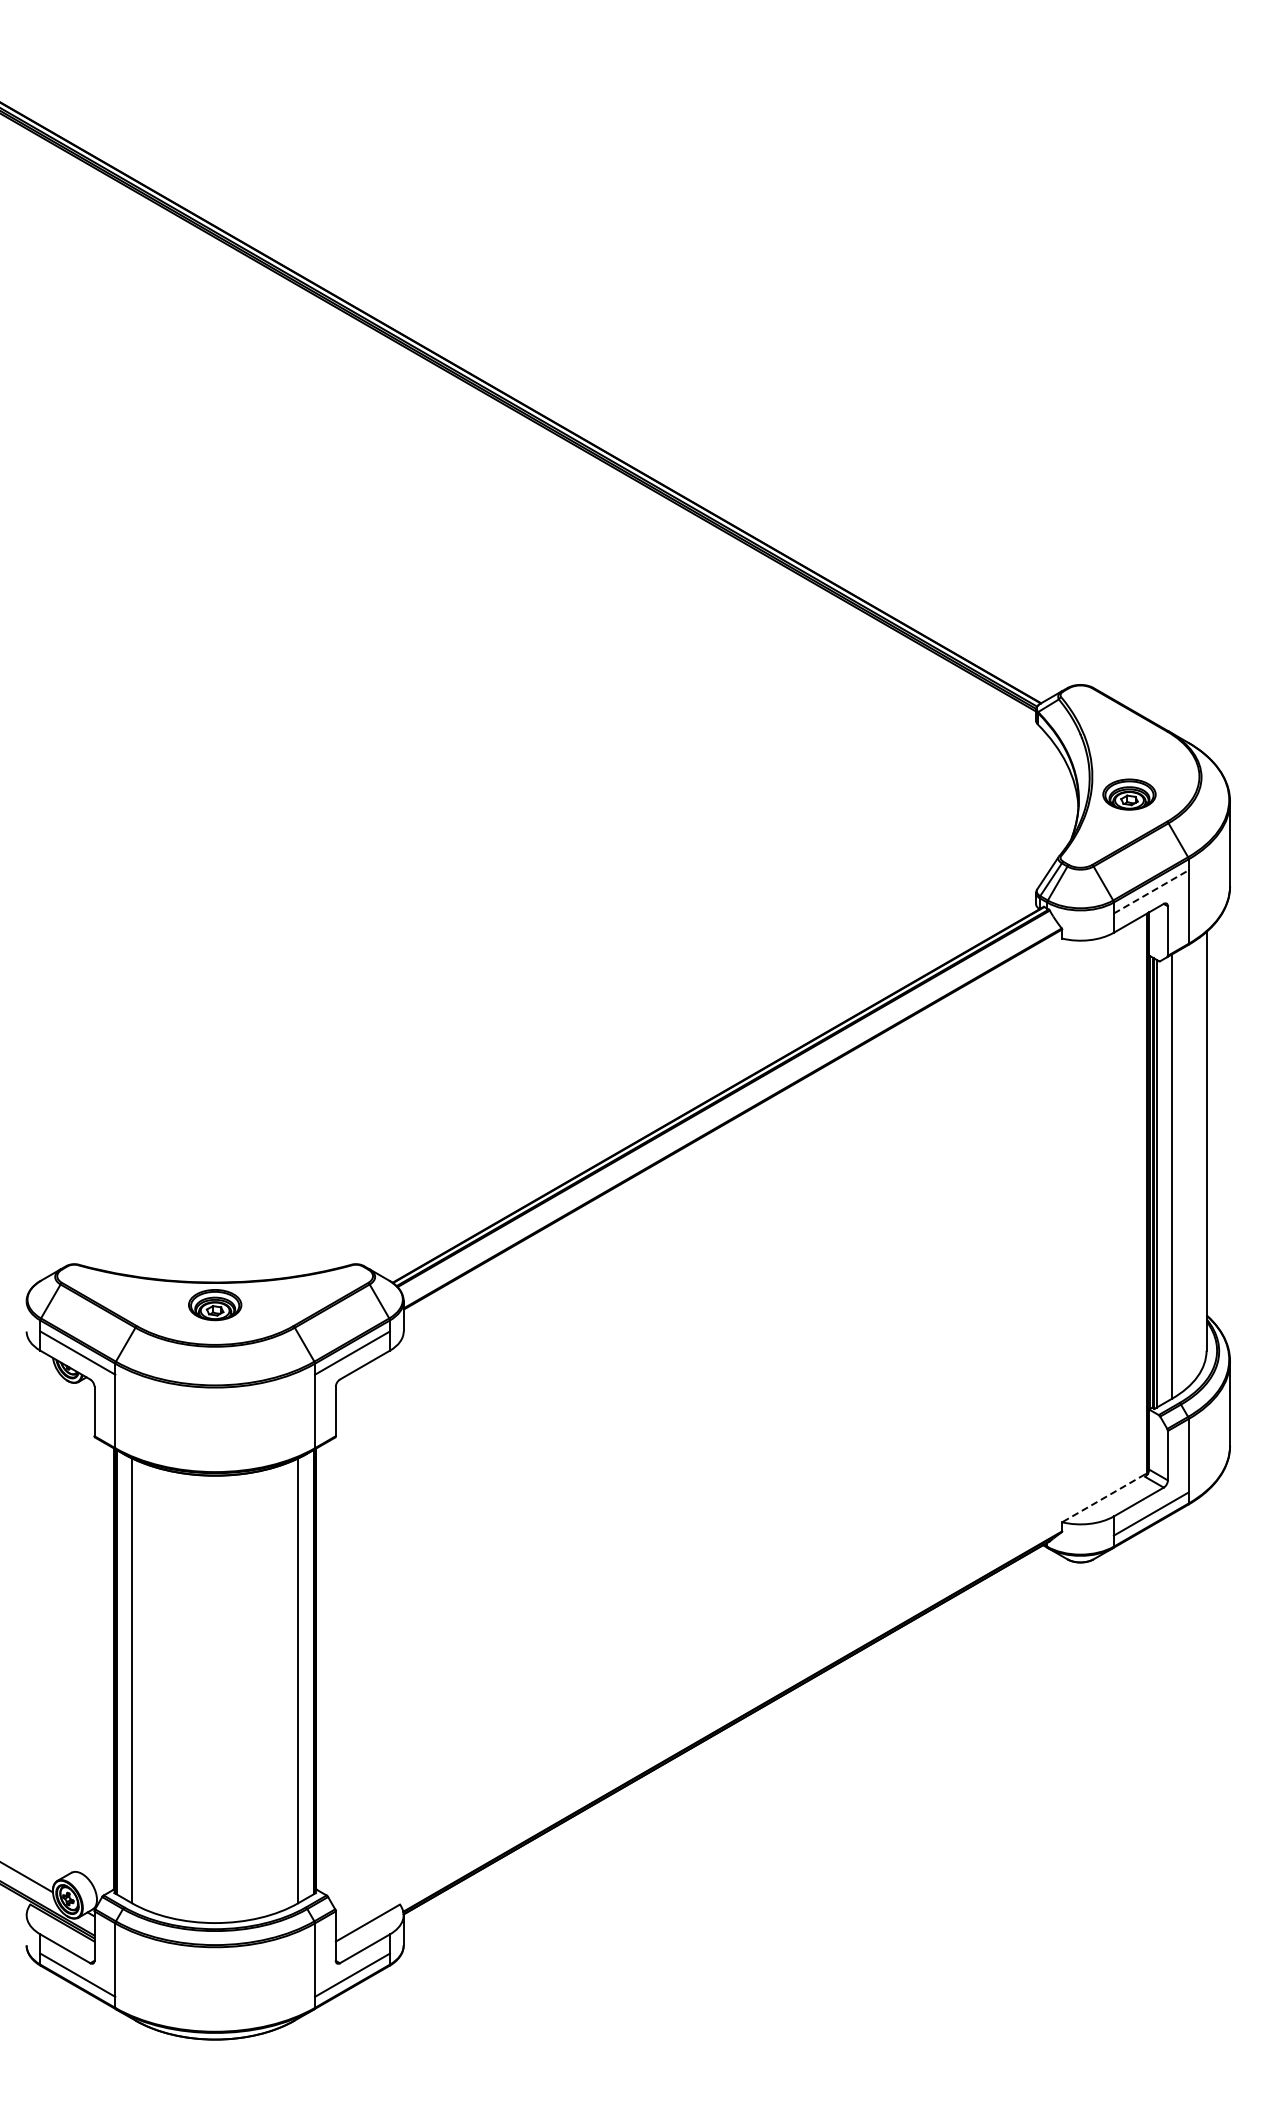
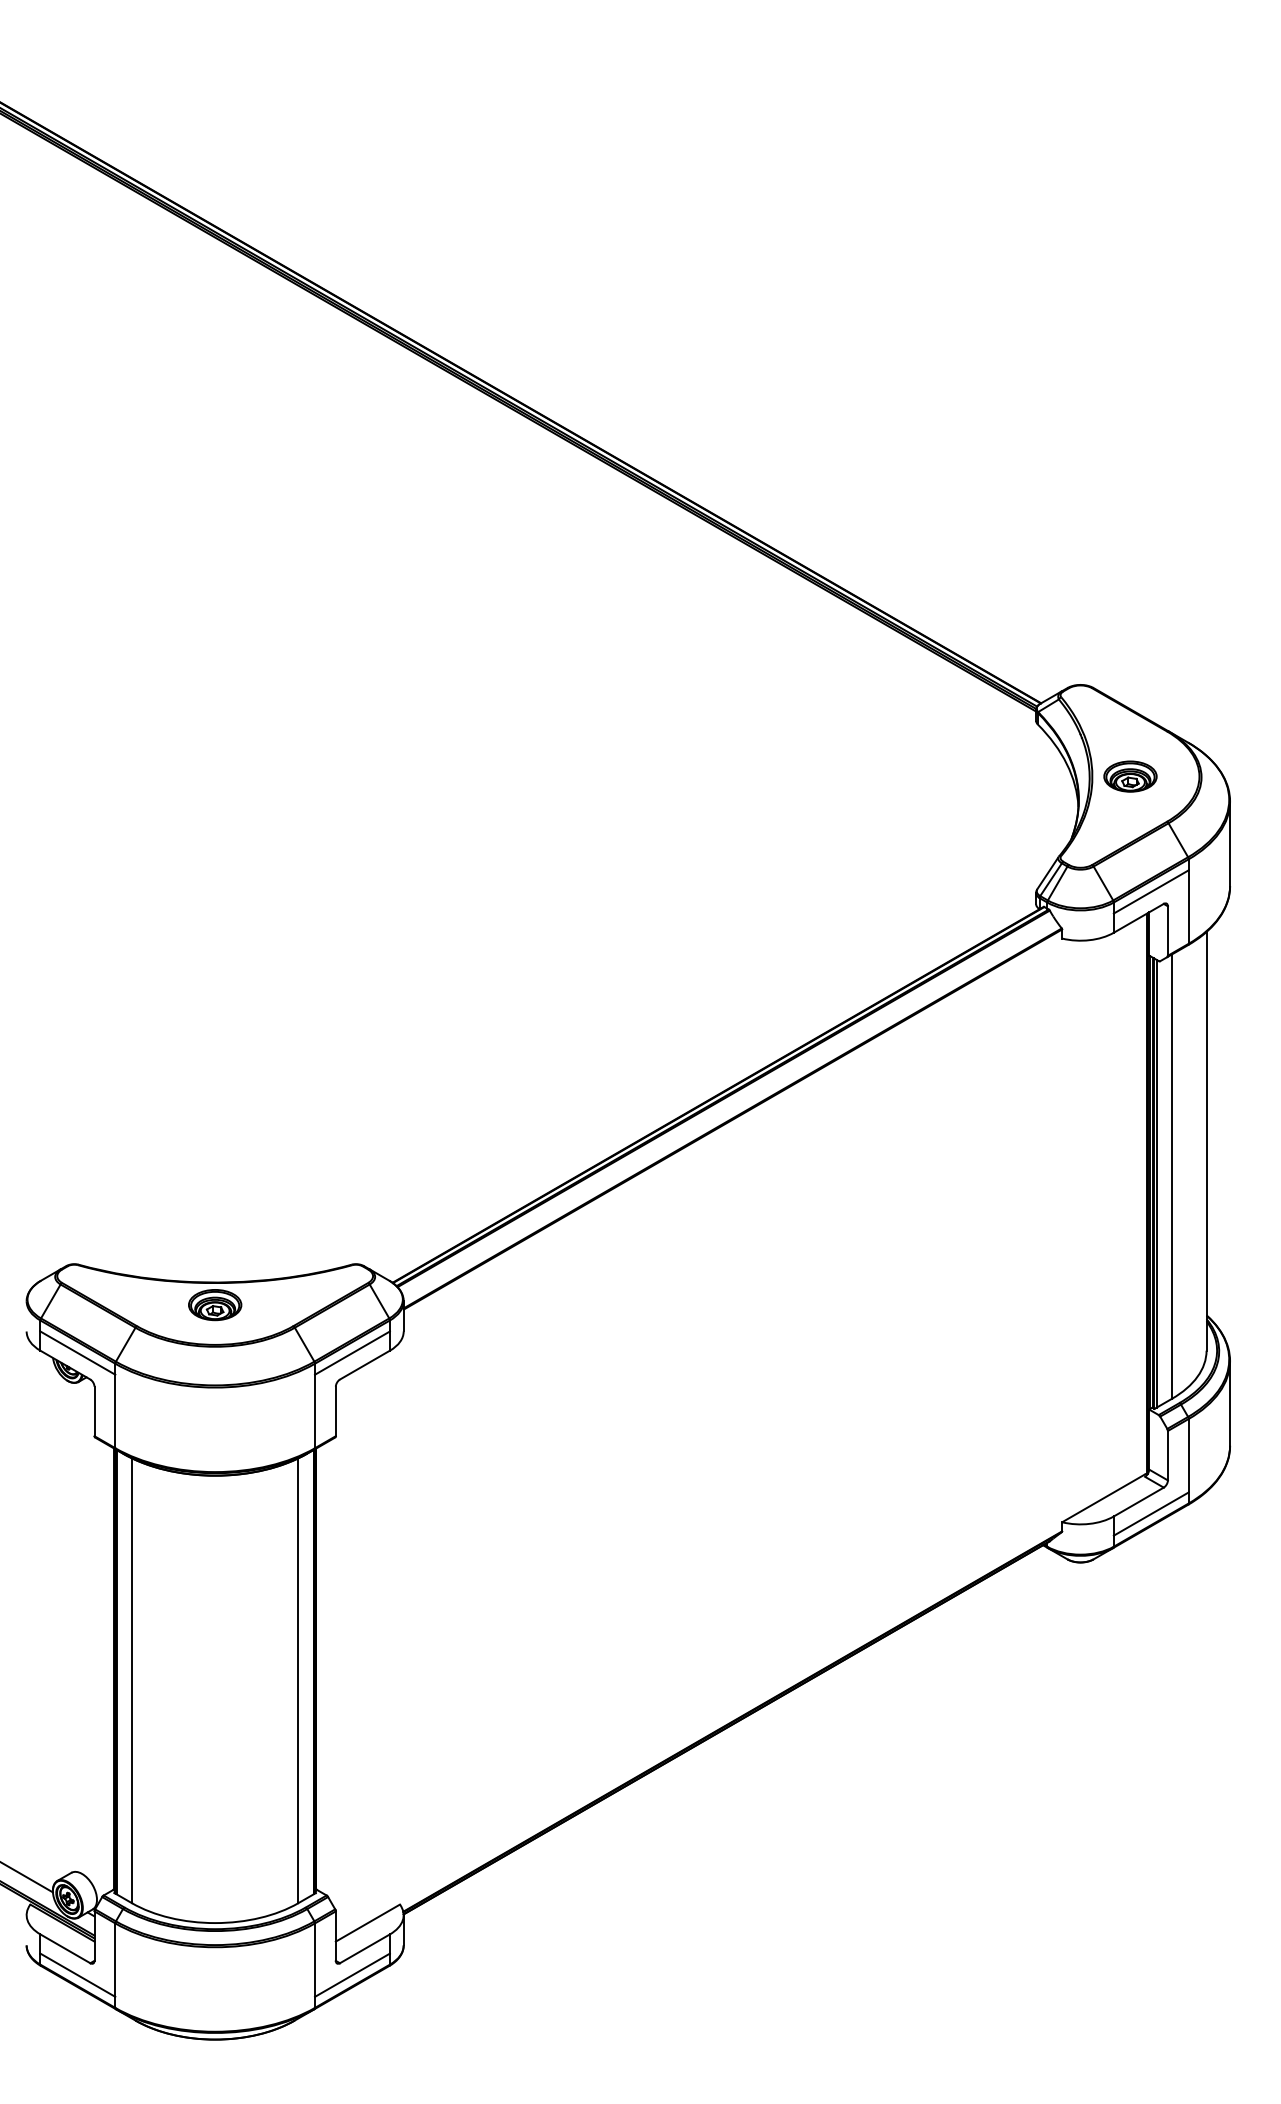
part position: (1129, 794) -> (1130, 776) (1130, 776)
line: dashed -> solid (1151, 891)
line: dashed -> solid (1103, 1498)
